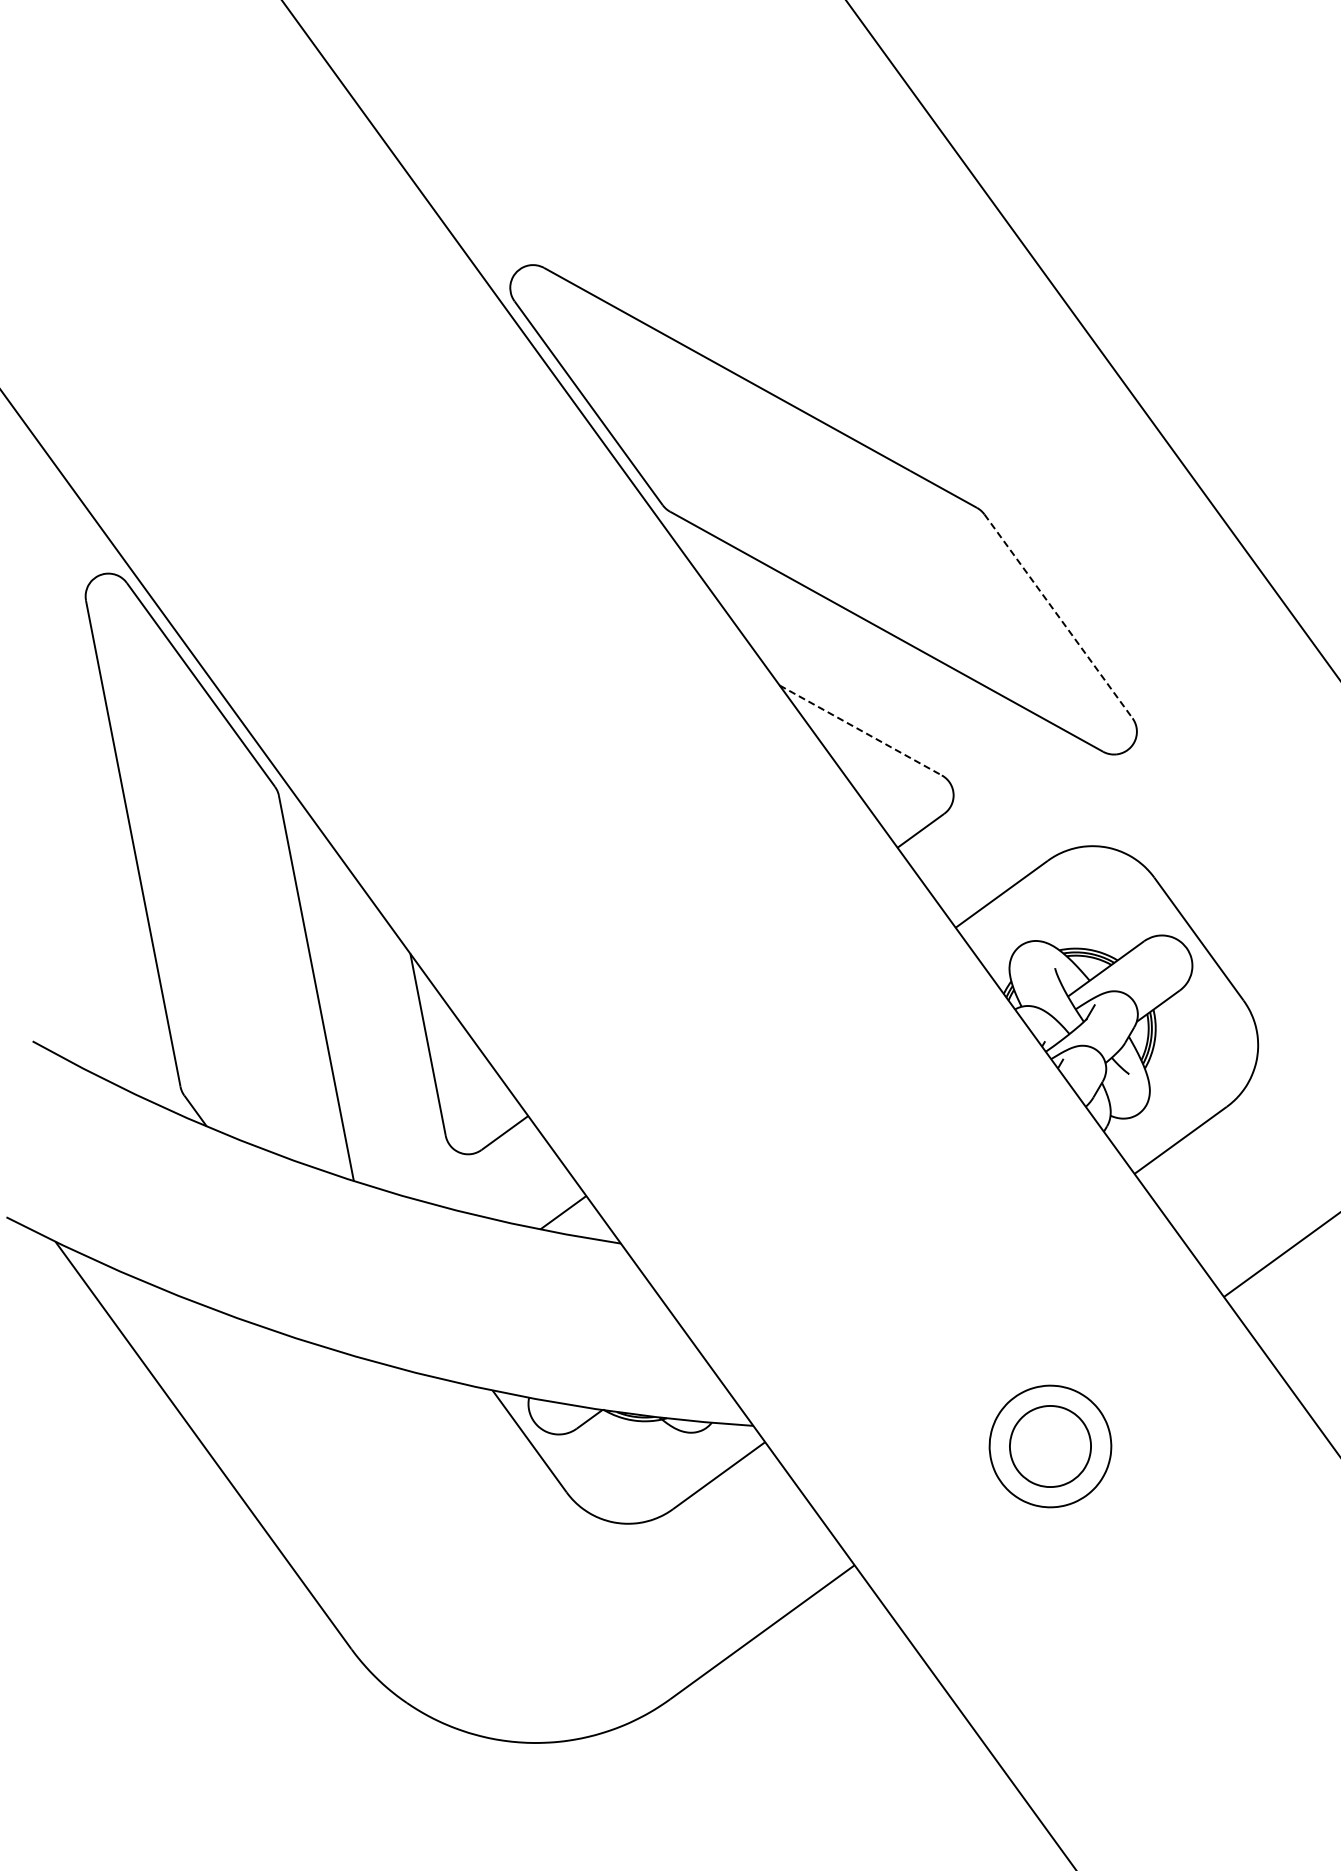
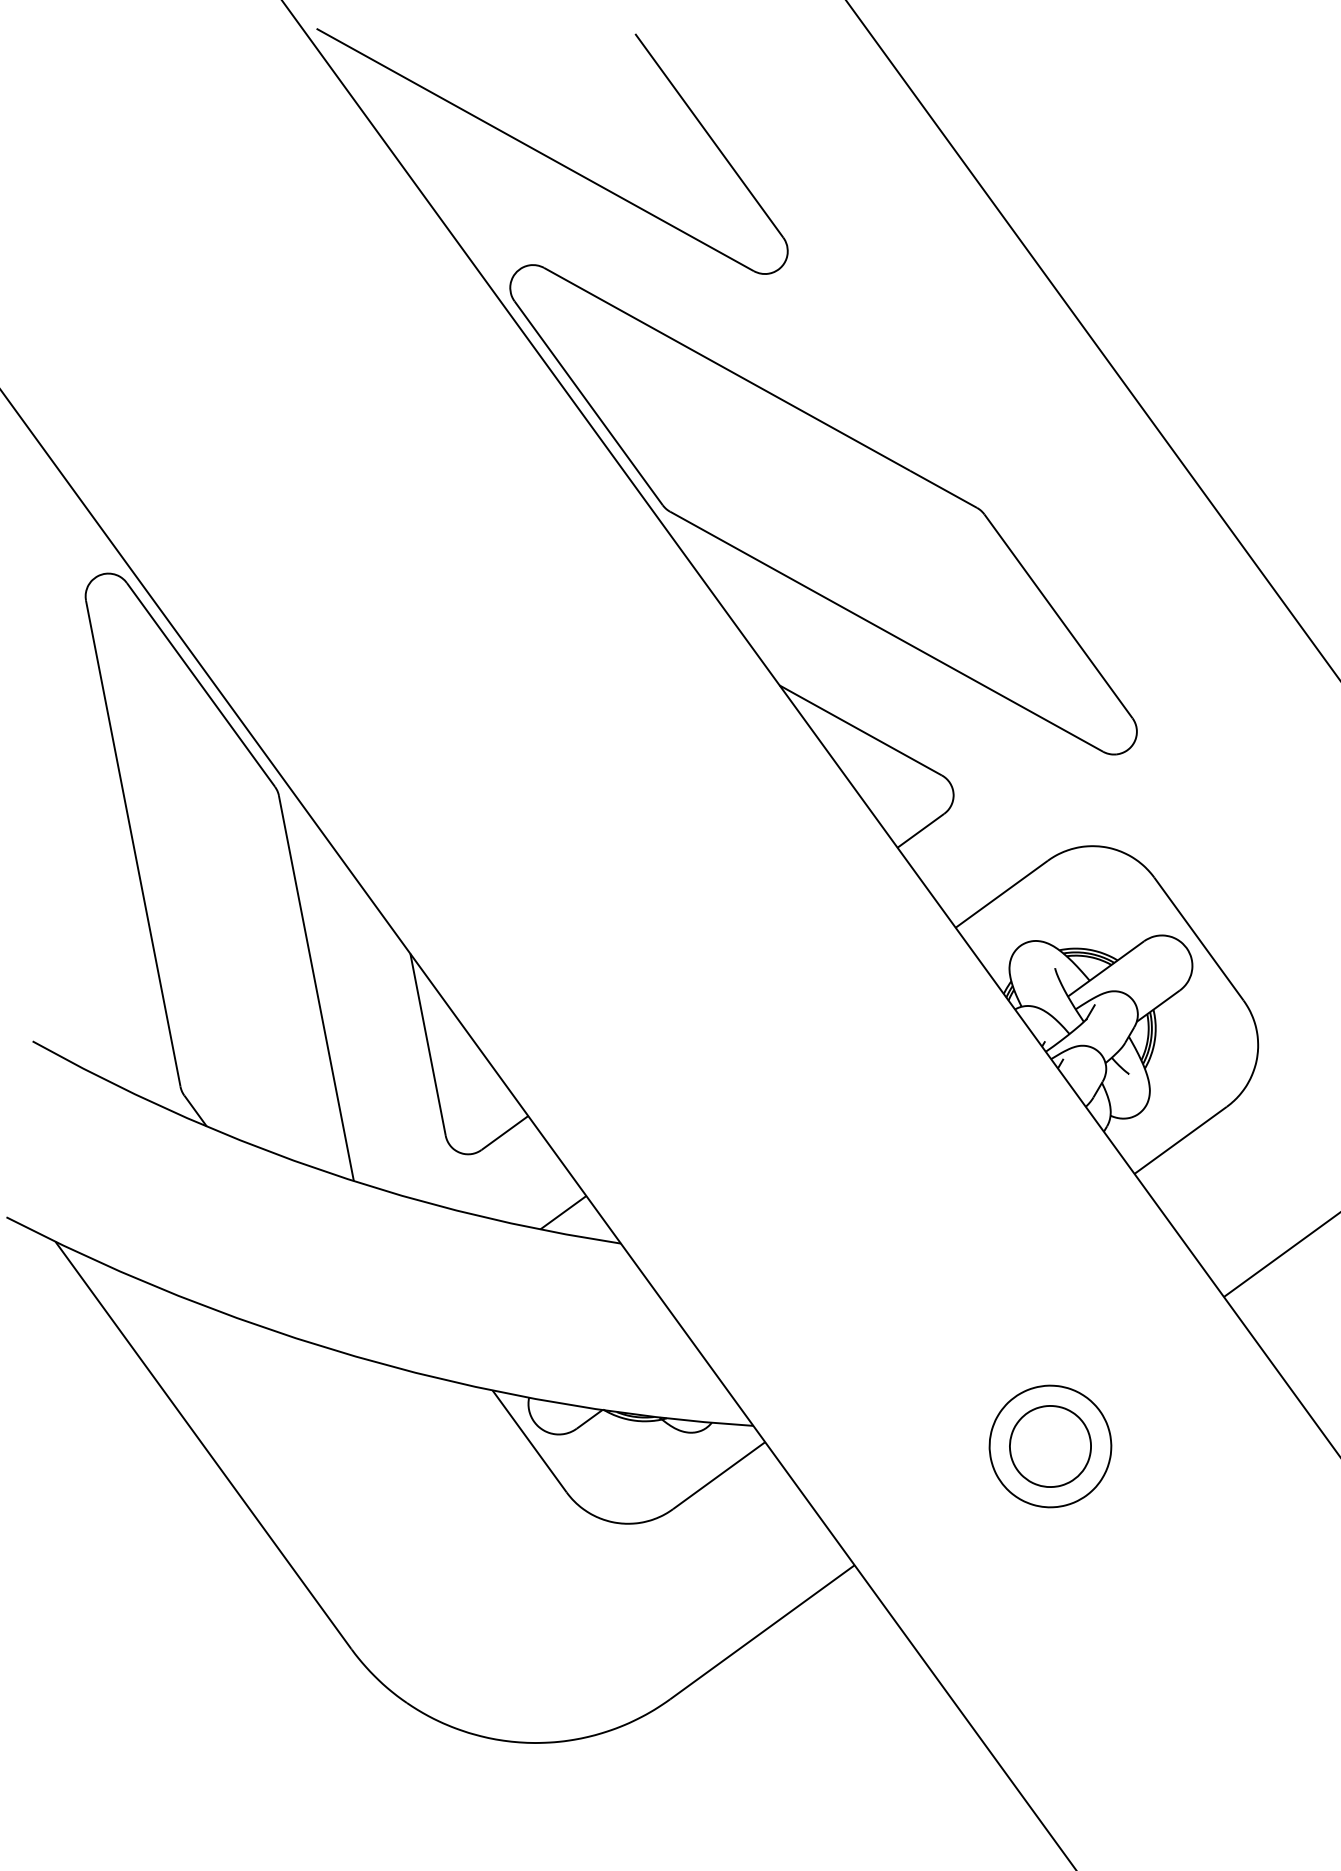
part: none -> present (552, 151)
line: dashed -> solid (1058, 616)
line: dashed -> solid (860, 730)
